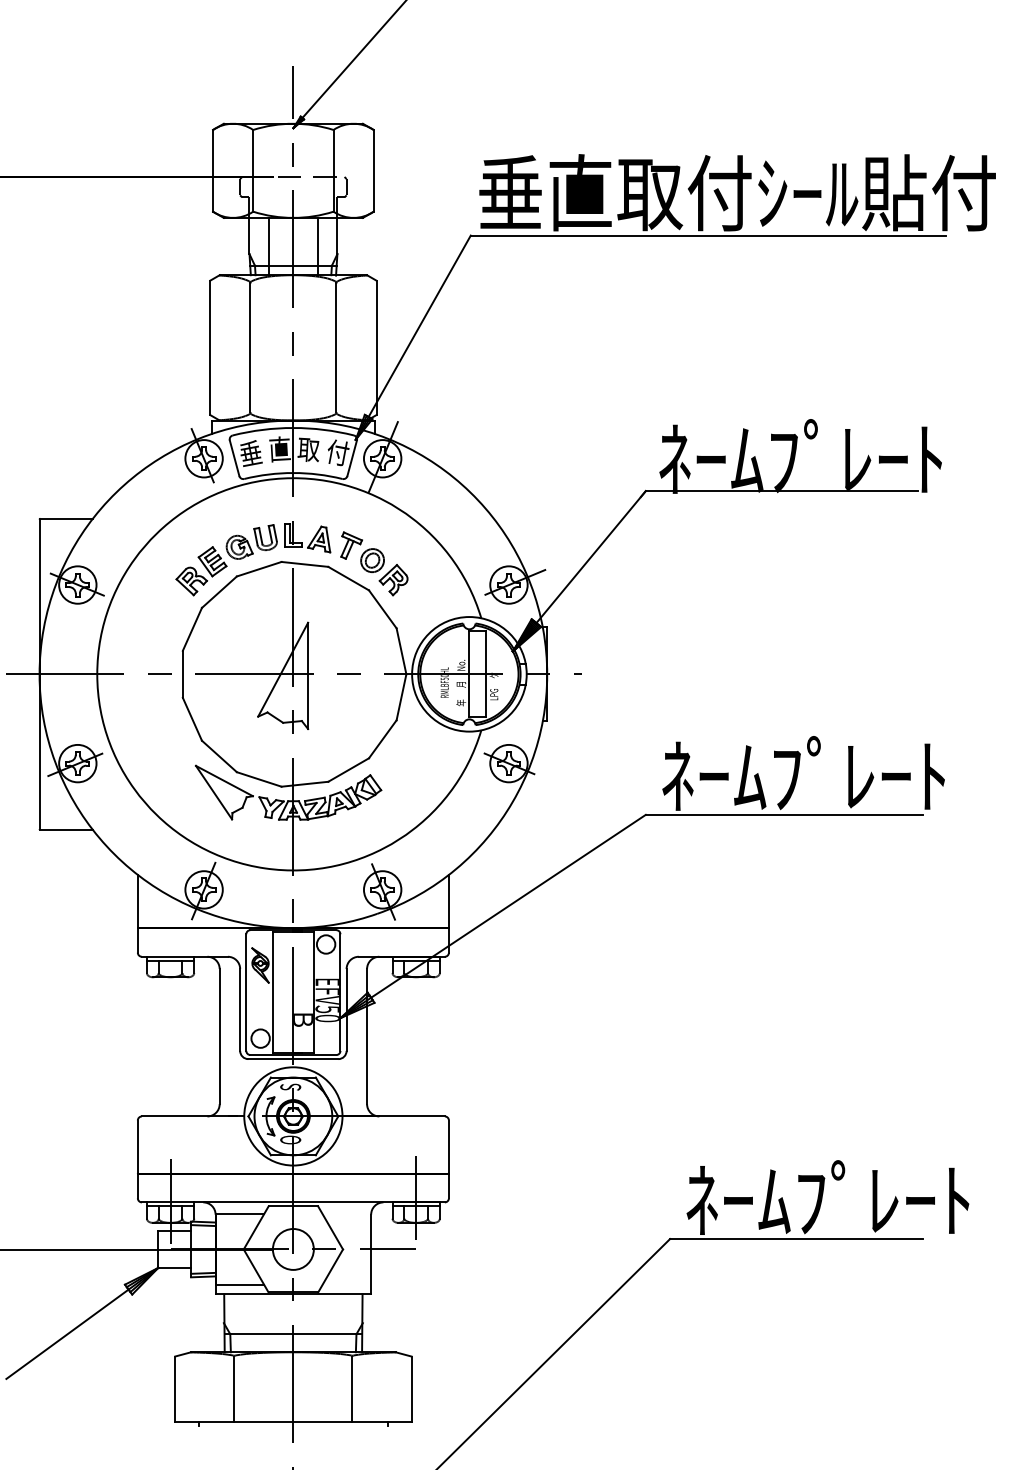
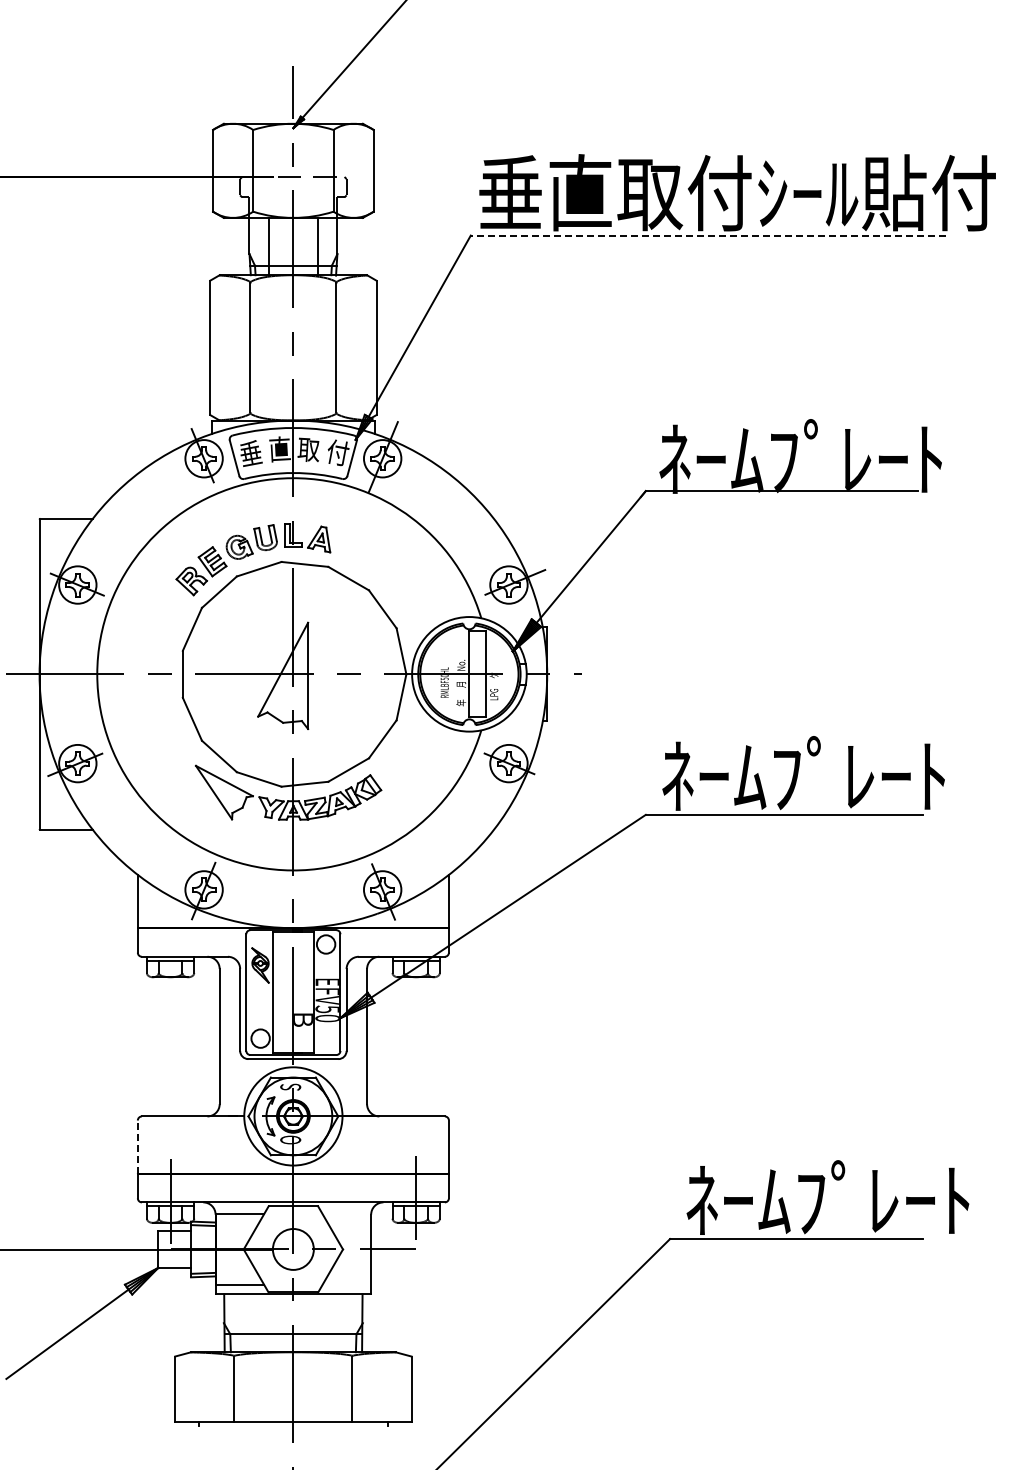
line: solid -> dashed (708, 235)
part: present -> none (374, 563)
line: solid -> dashed (137, 1147)
